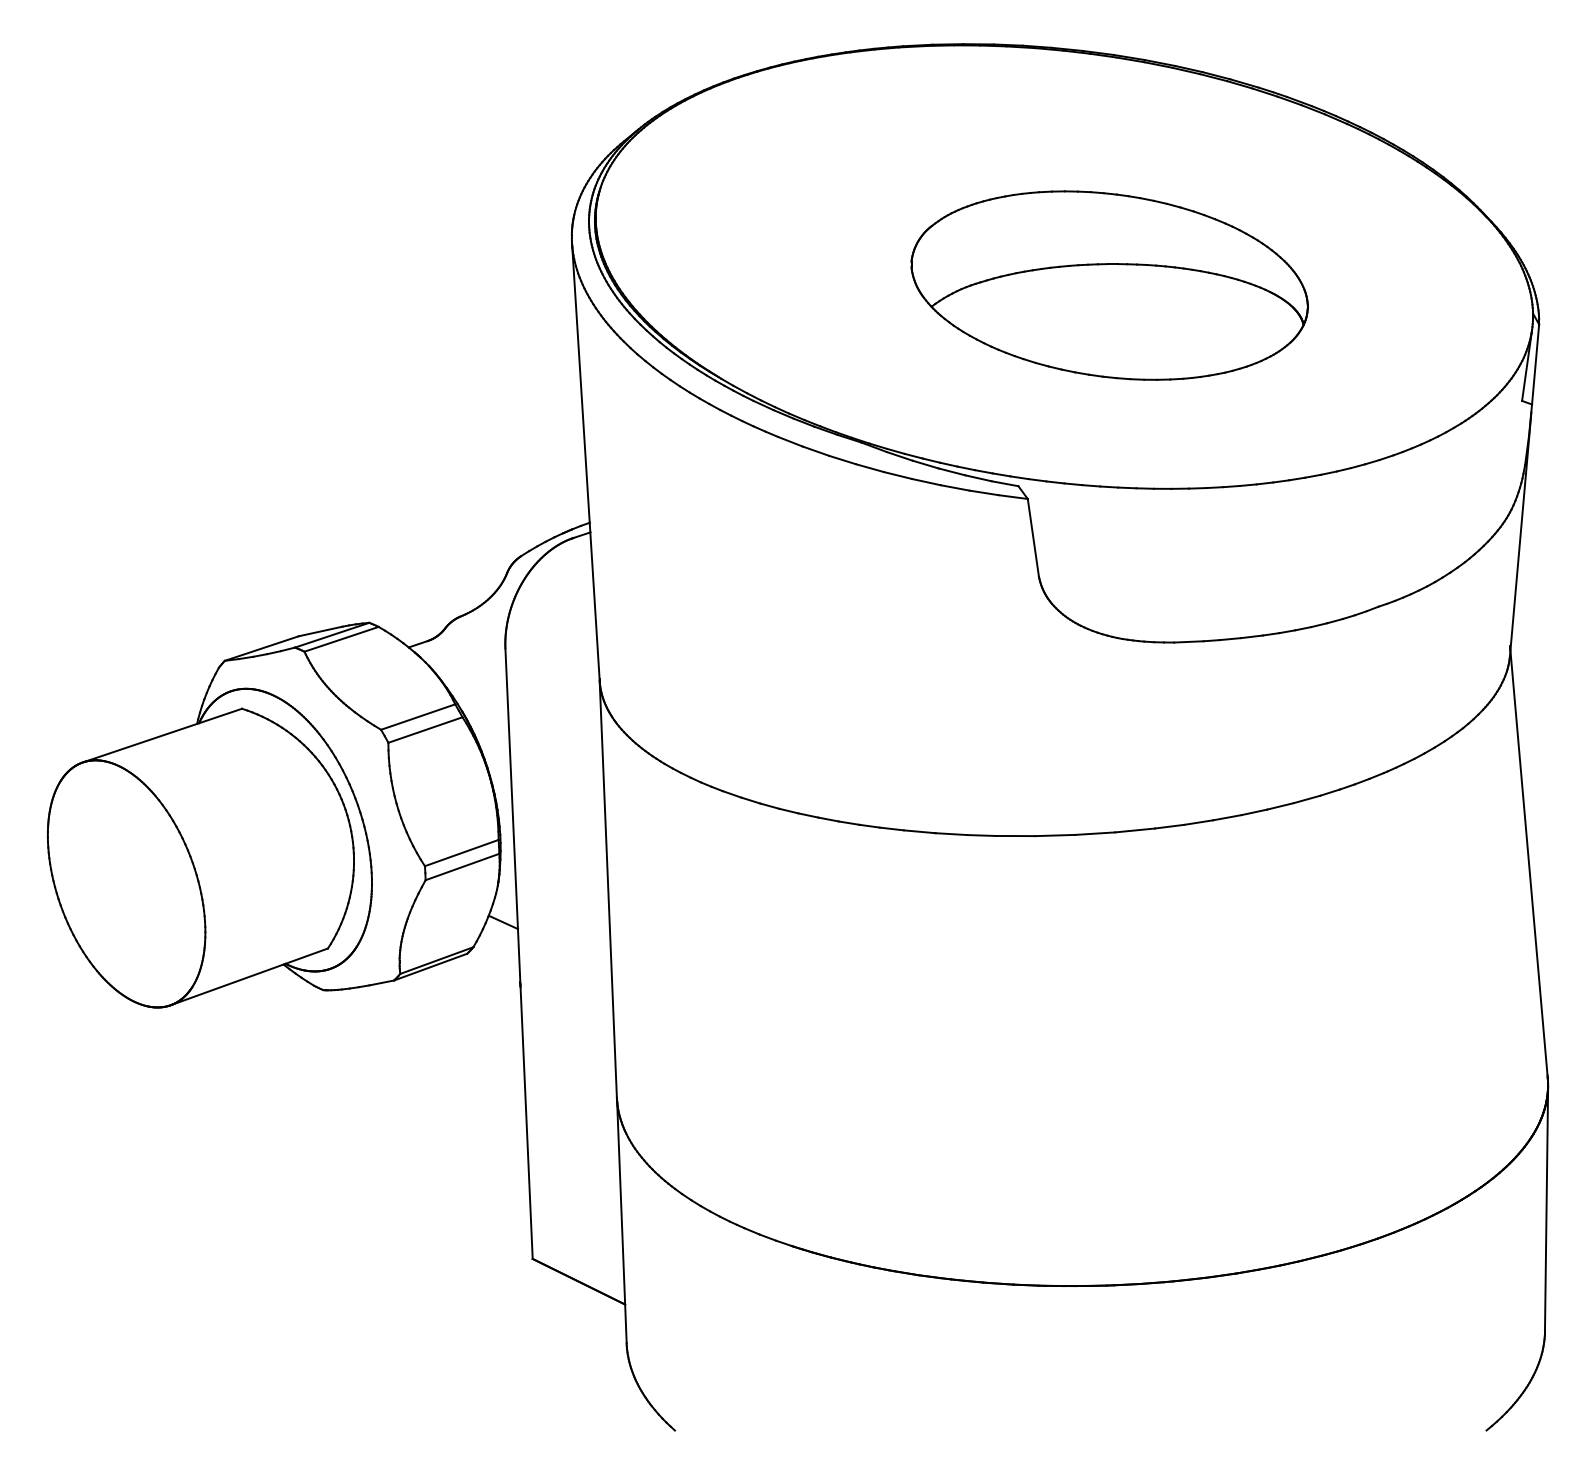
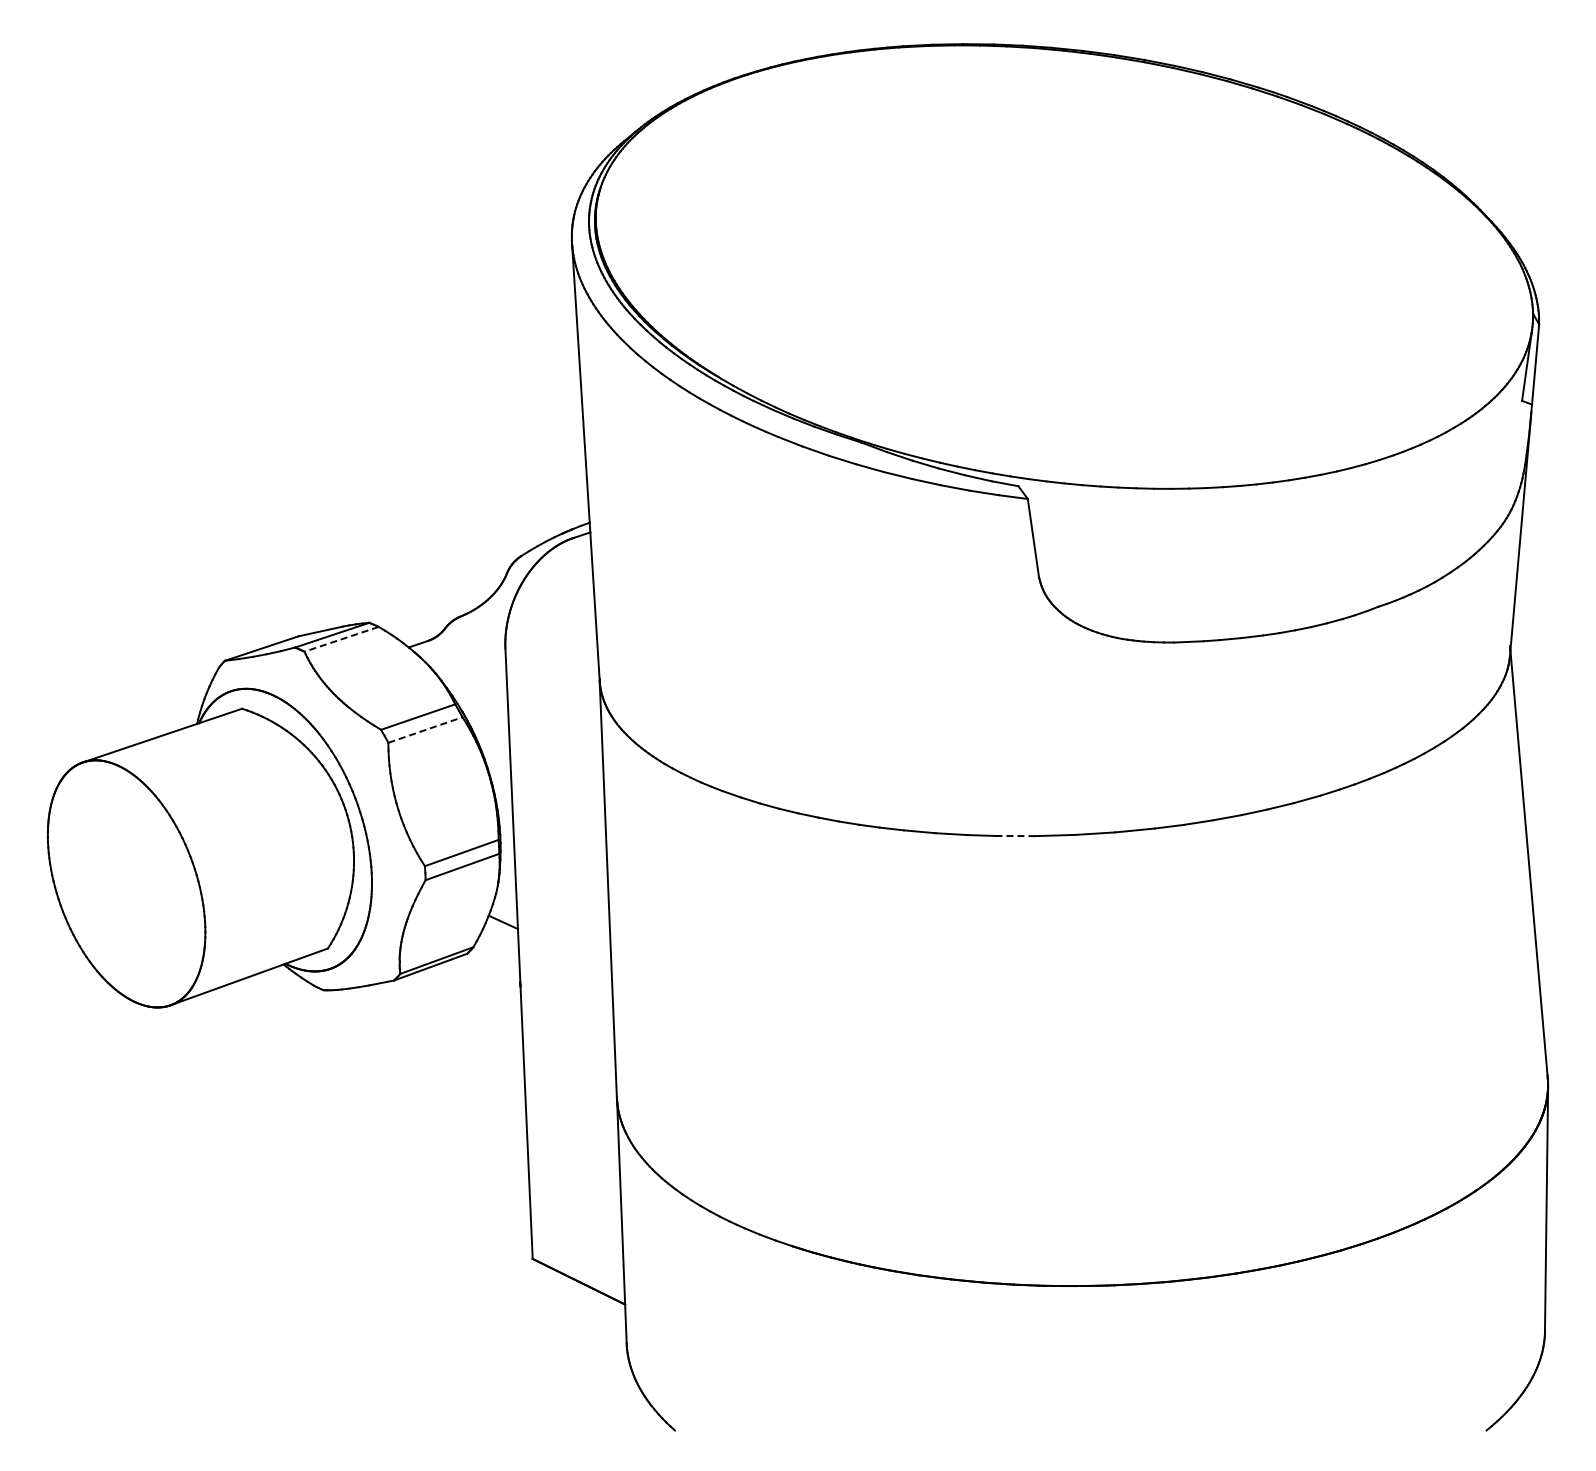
part: present -> none (1109, 285)
line: solid -> dashed (341, 639)
line: solid -> dashed (425, 729)
line: solid -> dashed (1015, 836)
